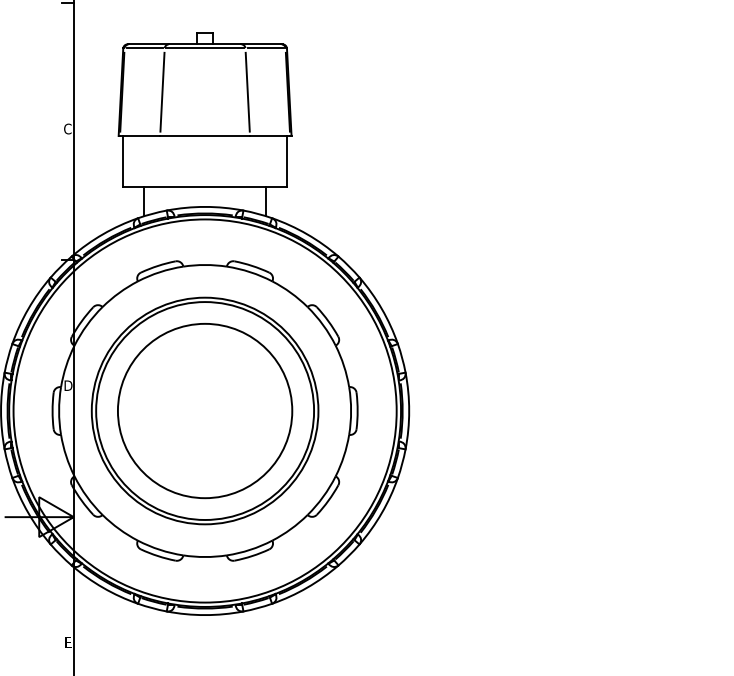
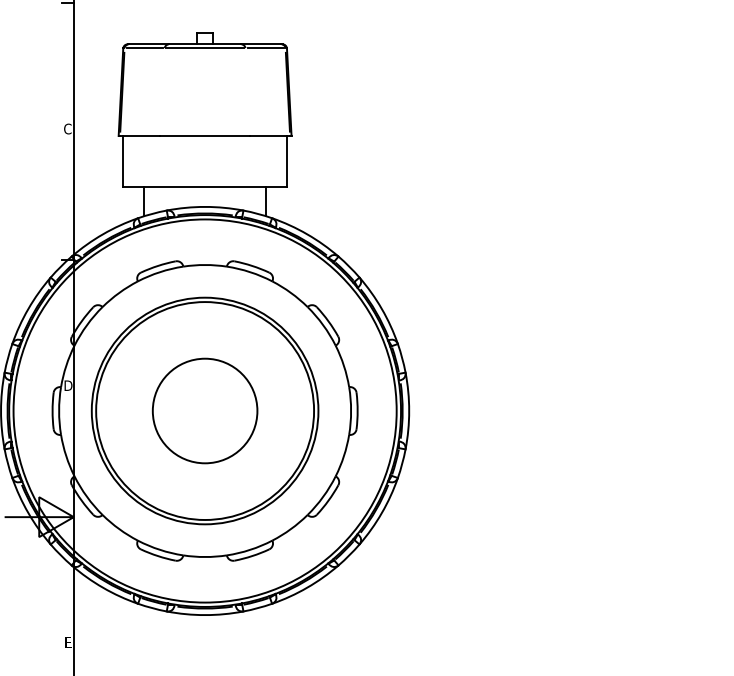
line: present -> none (162, 91)
line: present -> none (247, 91)
circle diameter: 174 px -> 105 px (204, 410)
